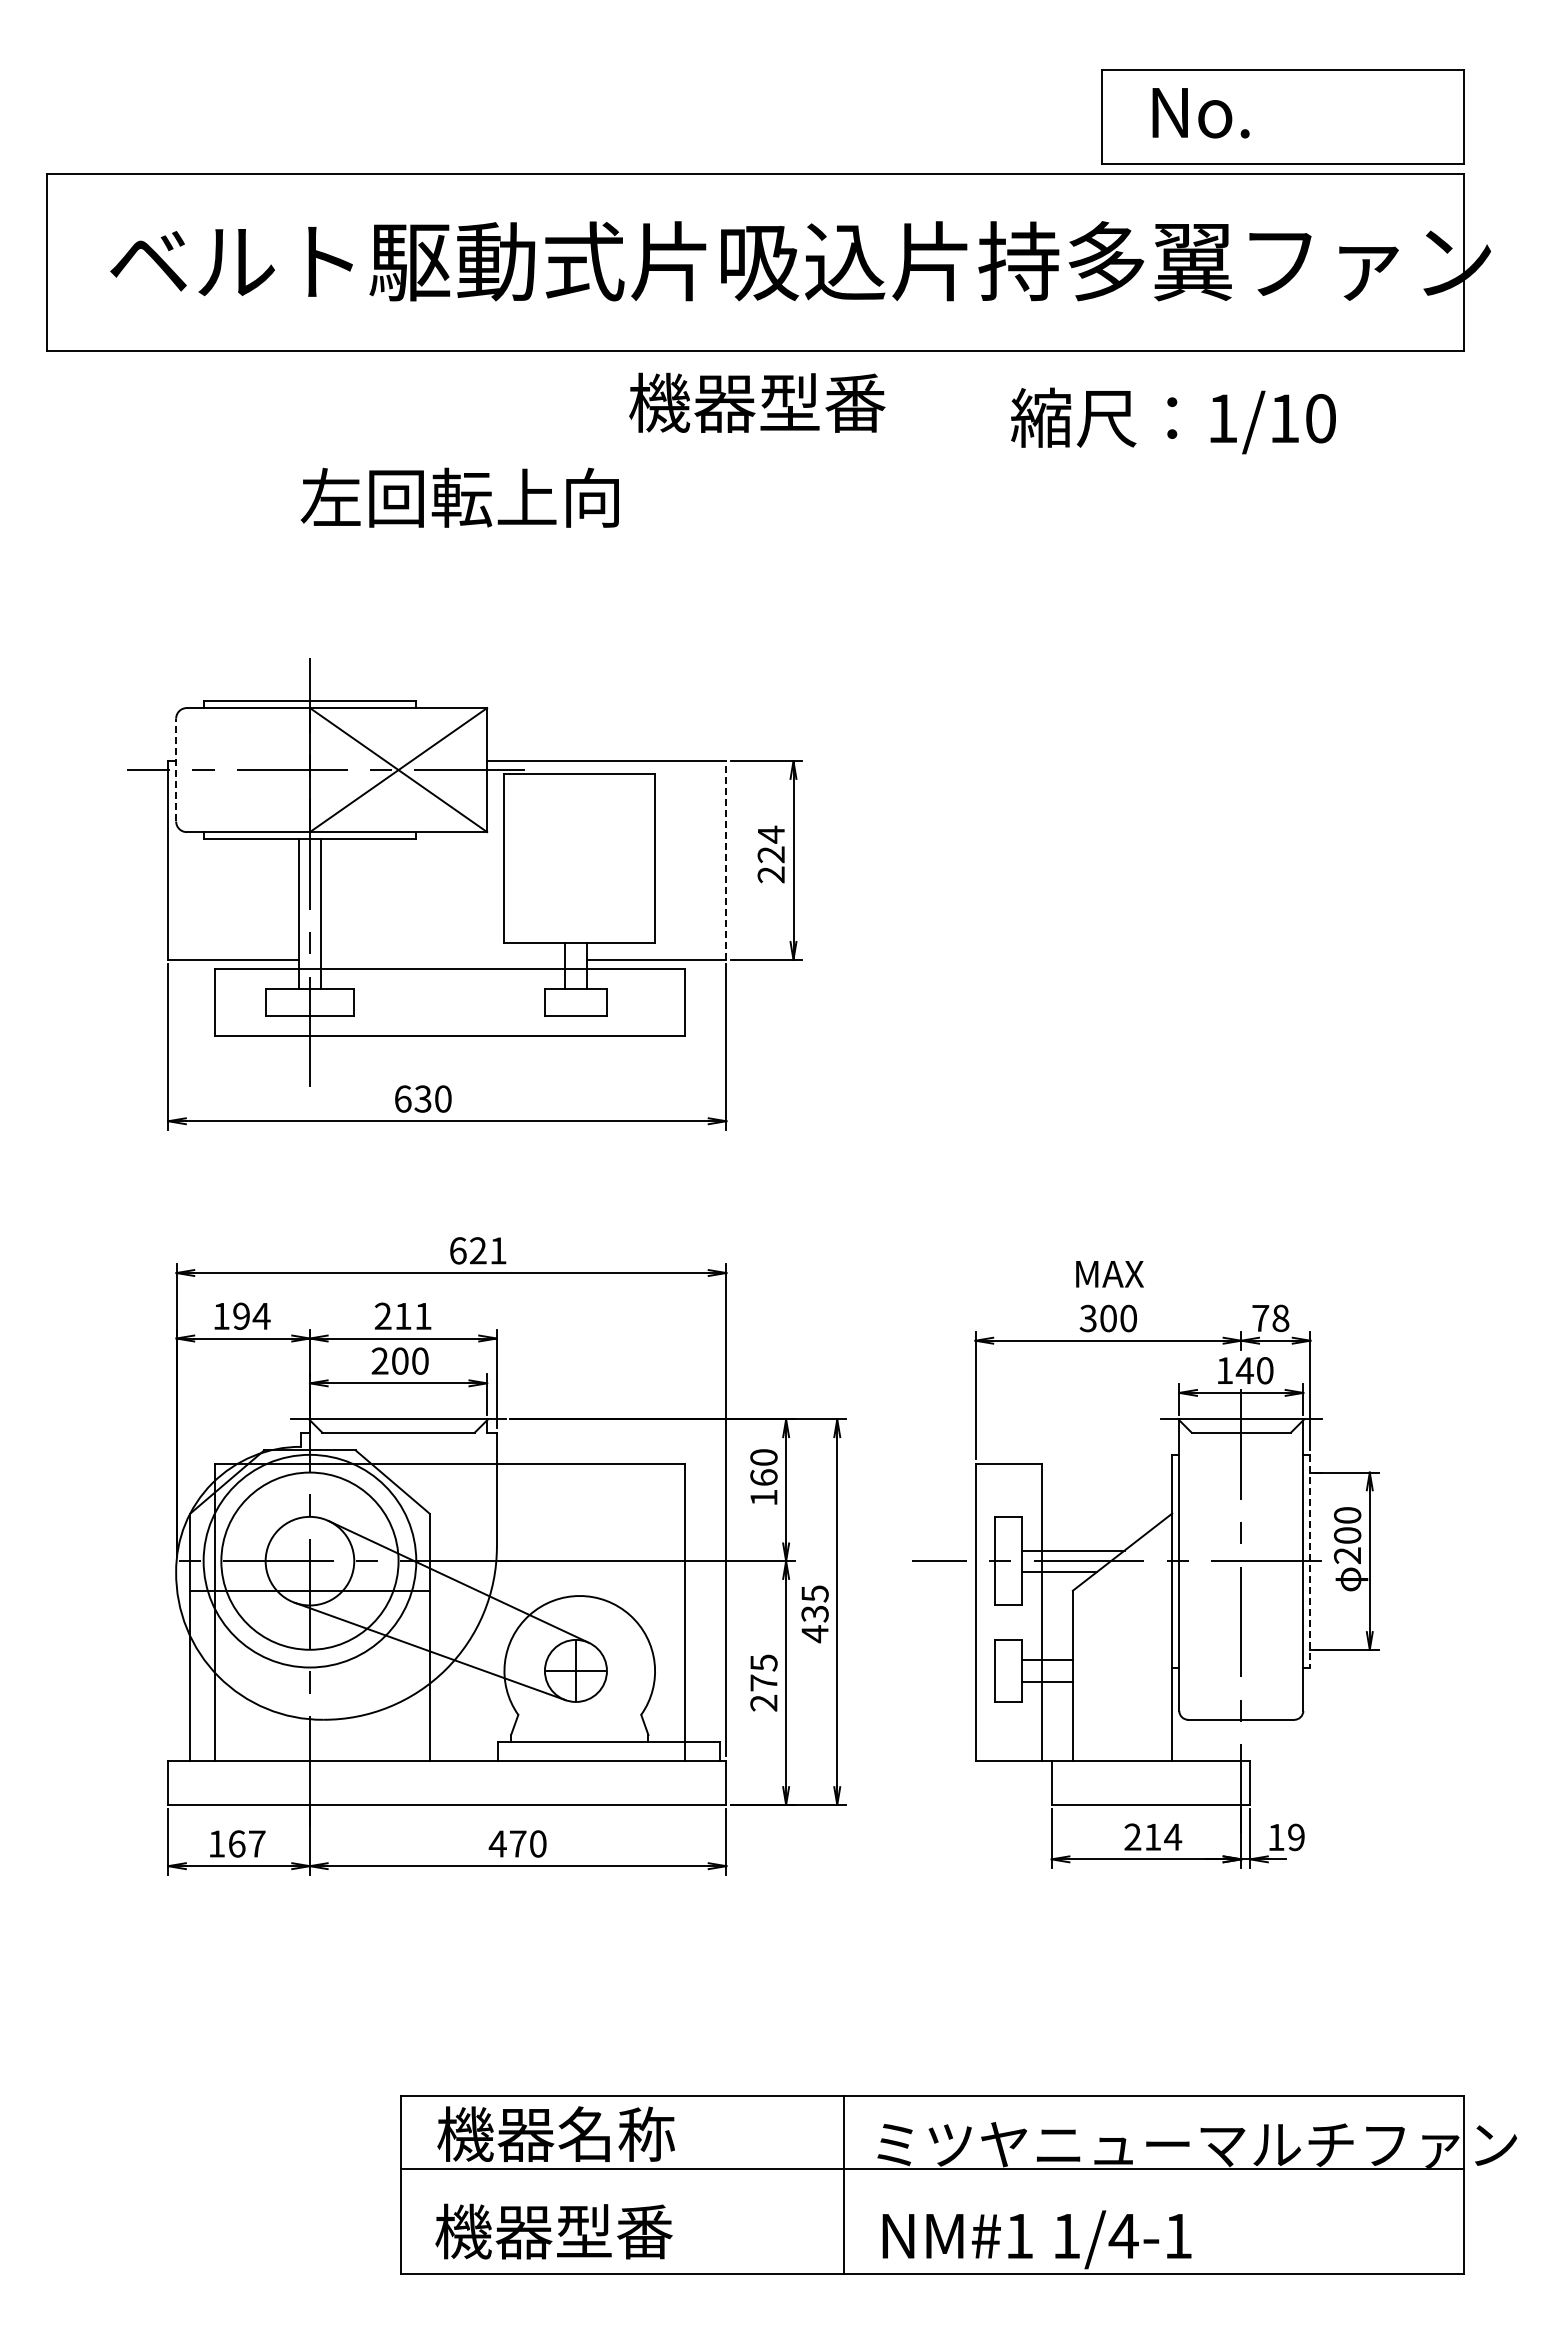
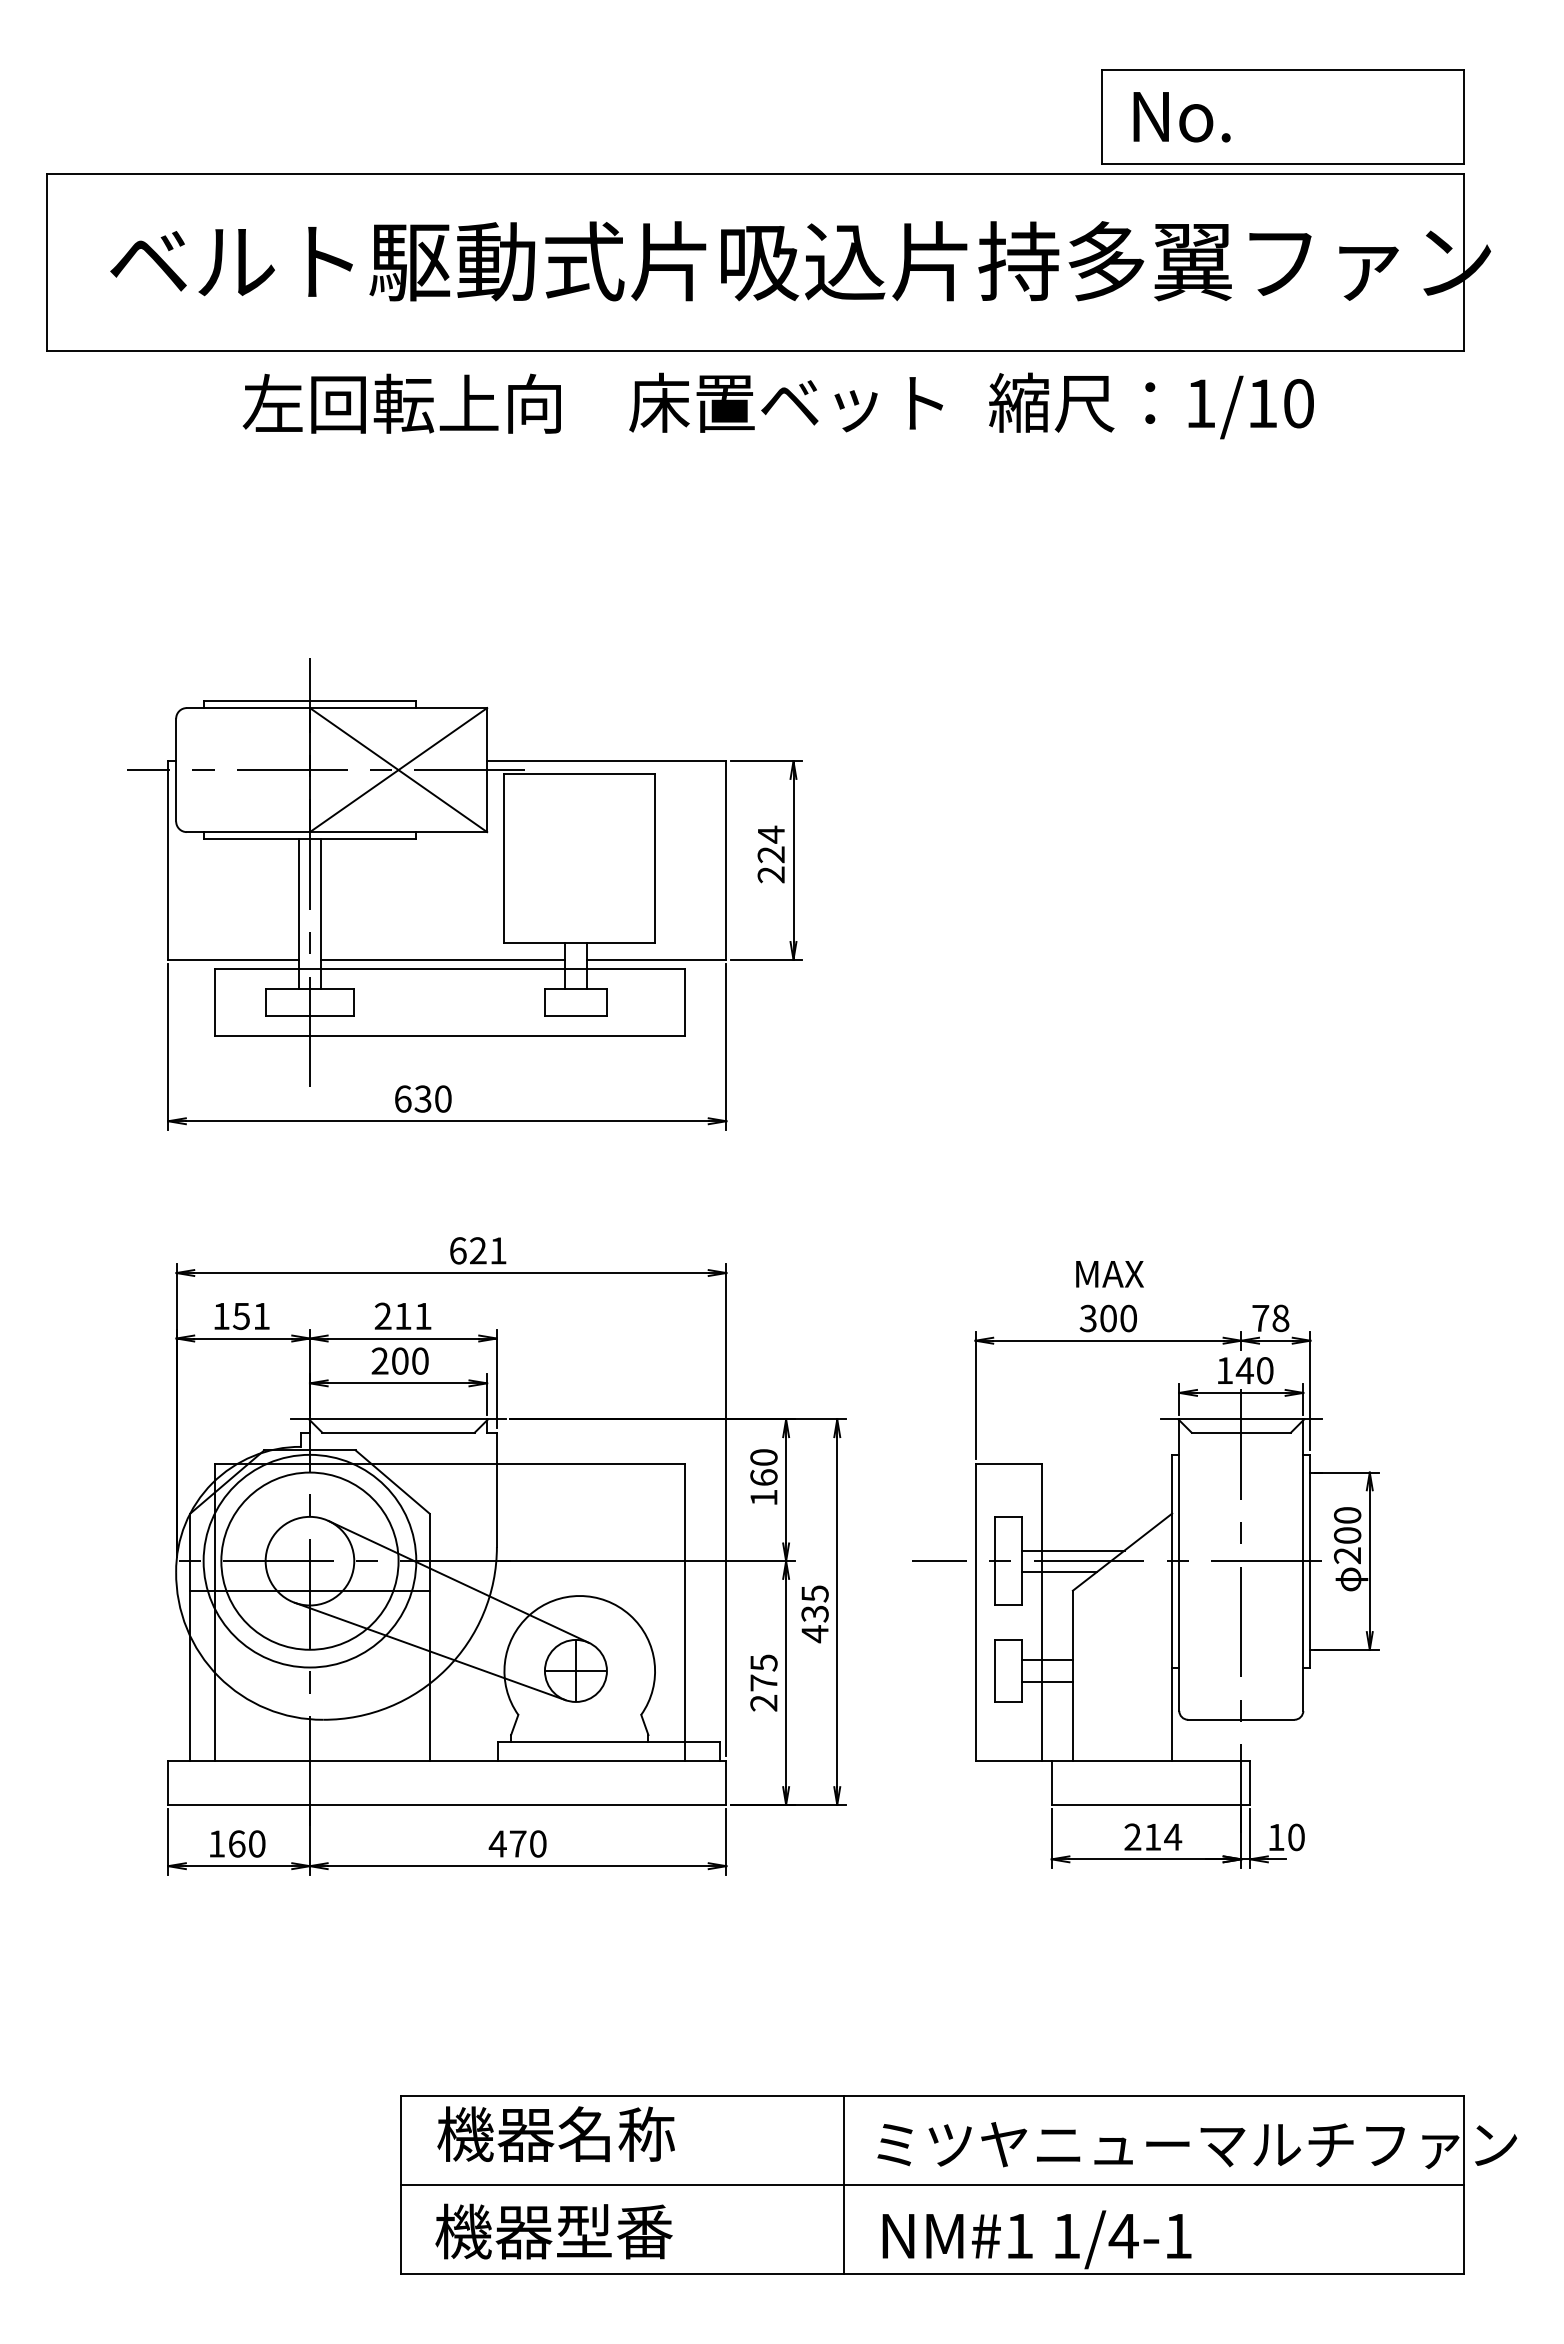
text position: (1200, 113) -> (1181, 117) (1181, 117)
text: 機器型番 -> 床置ベット (786, 402)
text position: (1173, 420) -> (1151, 405) (1151, 405)
text position: (459, 497) -> (401, 403) (401, 403)
line: dashed -> solid (176, 769)
line: dashed -> solid (726, 859)
line: none -> present (442, 959)
text: 194 -> 151 (251, 1315)
line: dashed -> solid (1310, 1561)
text: 19 -> 10 (1296, 1837)
text: 167 -> 160 (257, 1843)
line position: (932, 2169) -> (932, 2185) (932, 2185)
